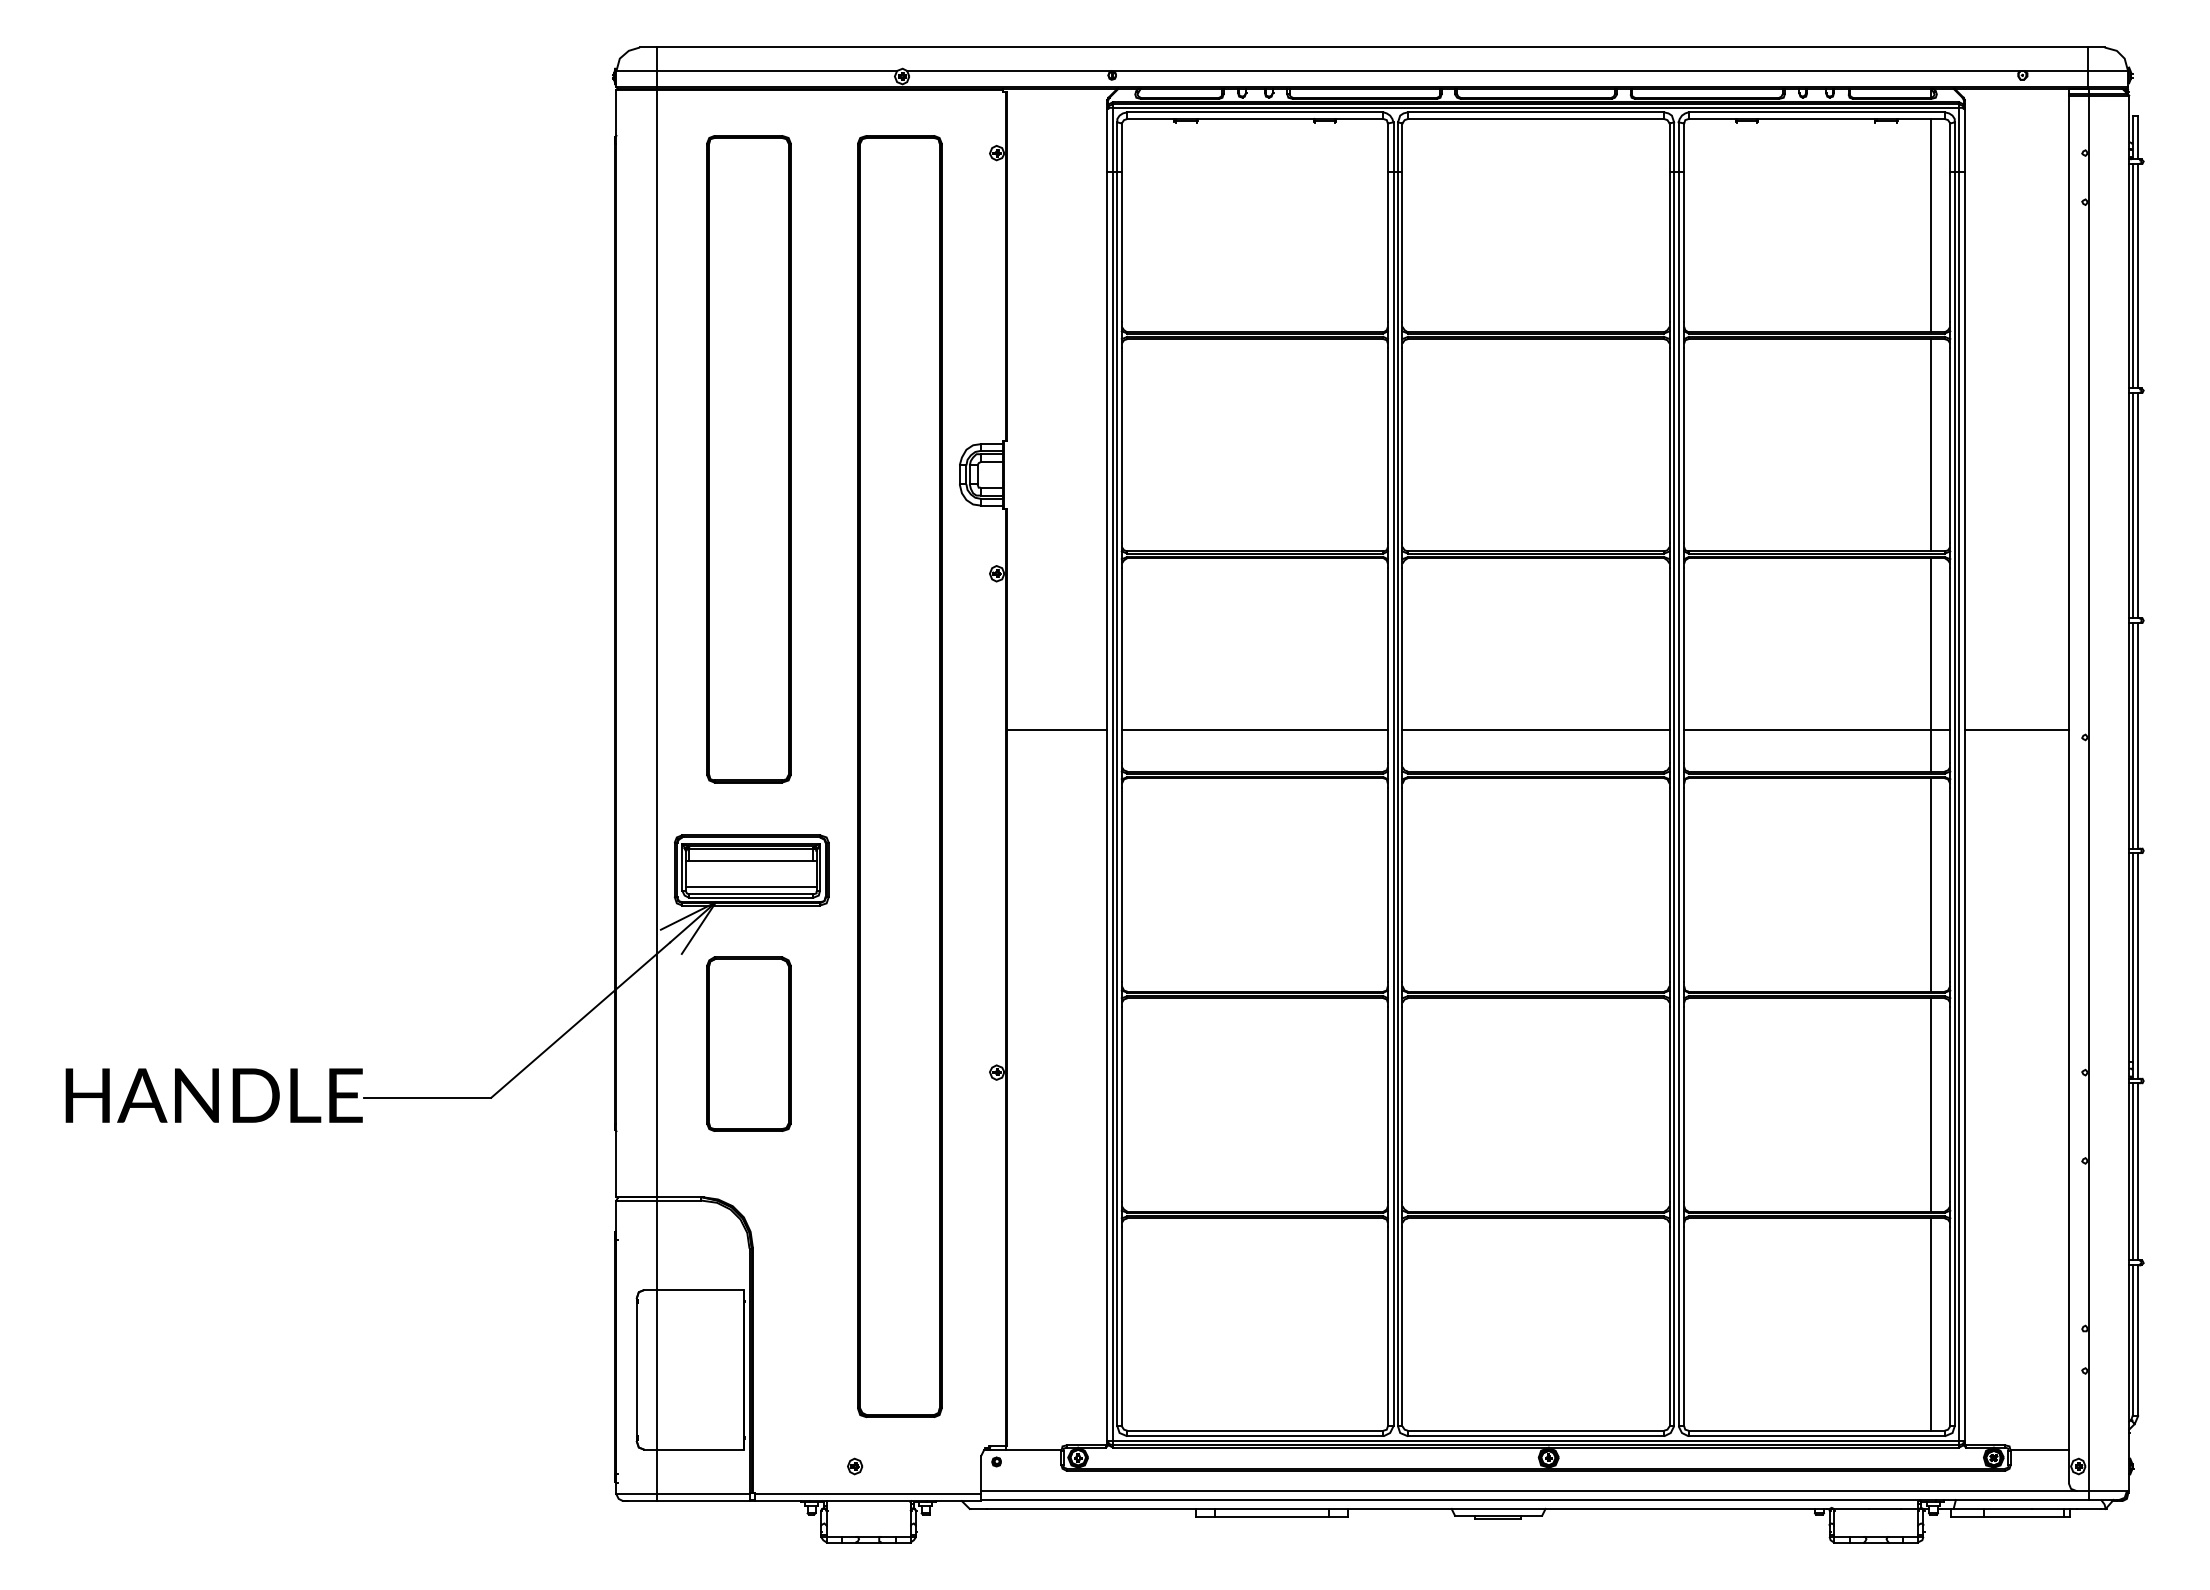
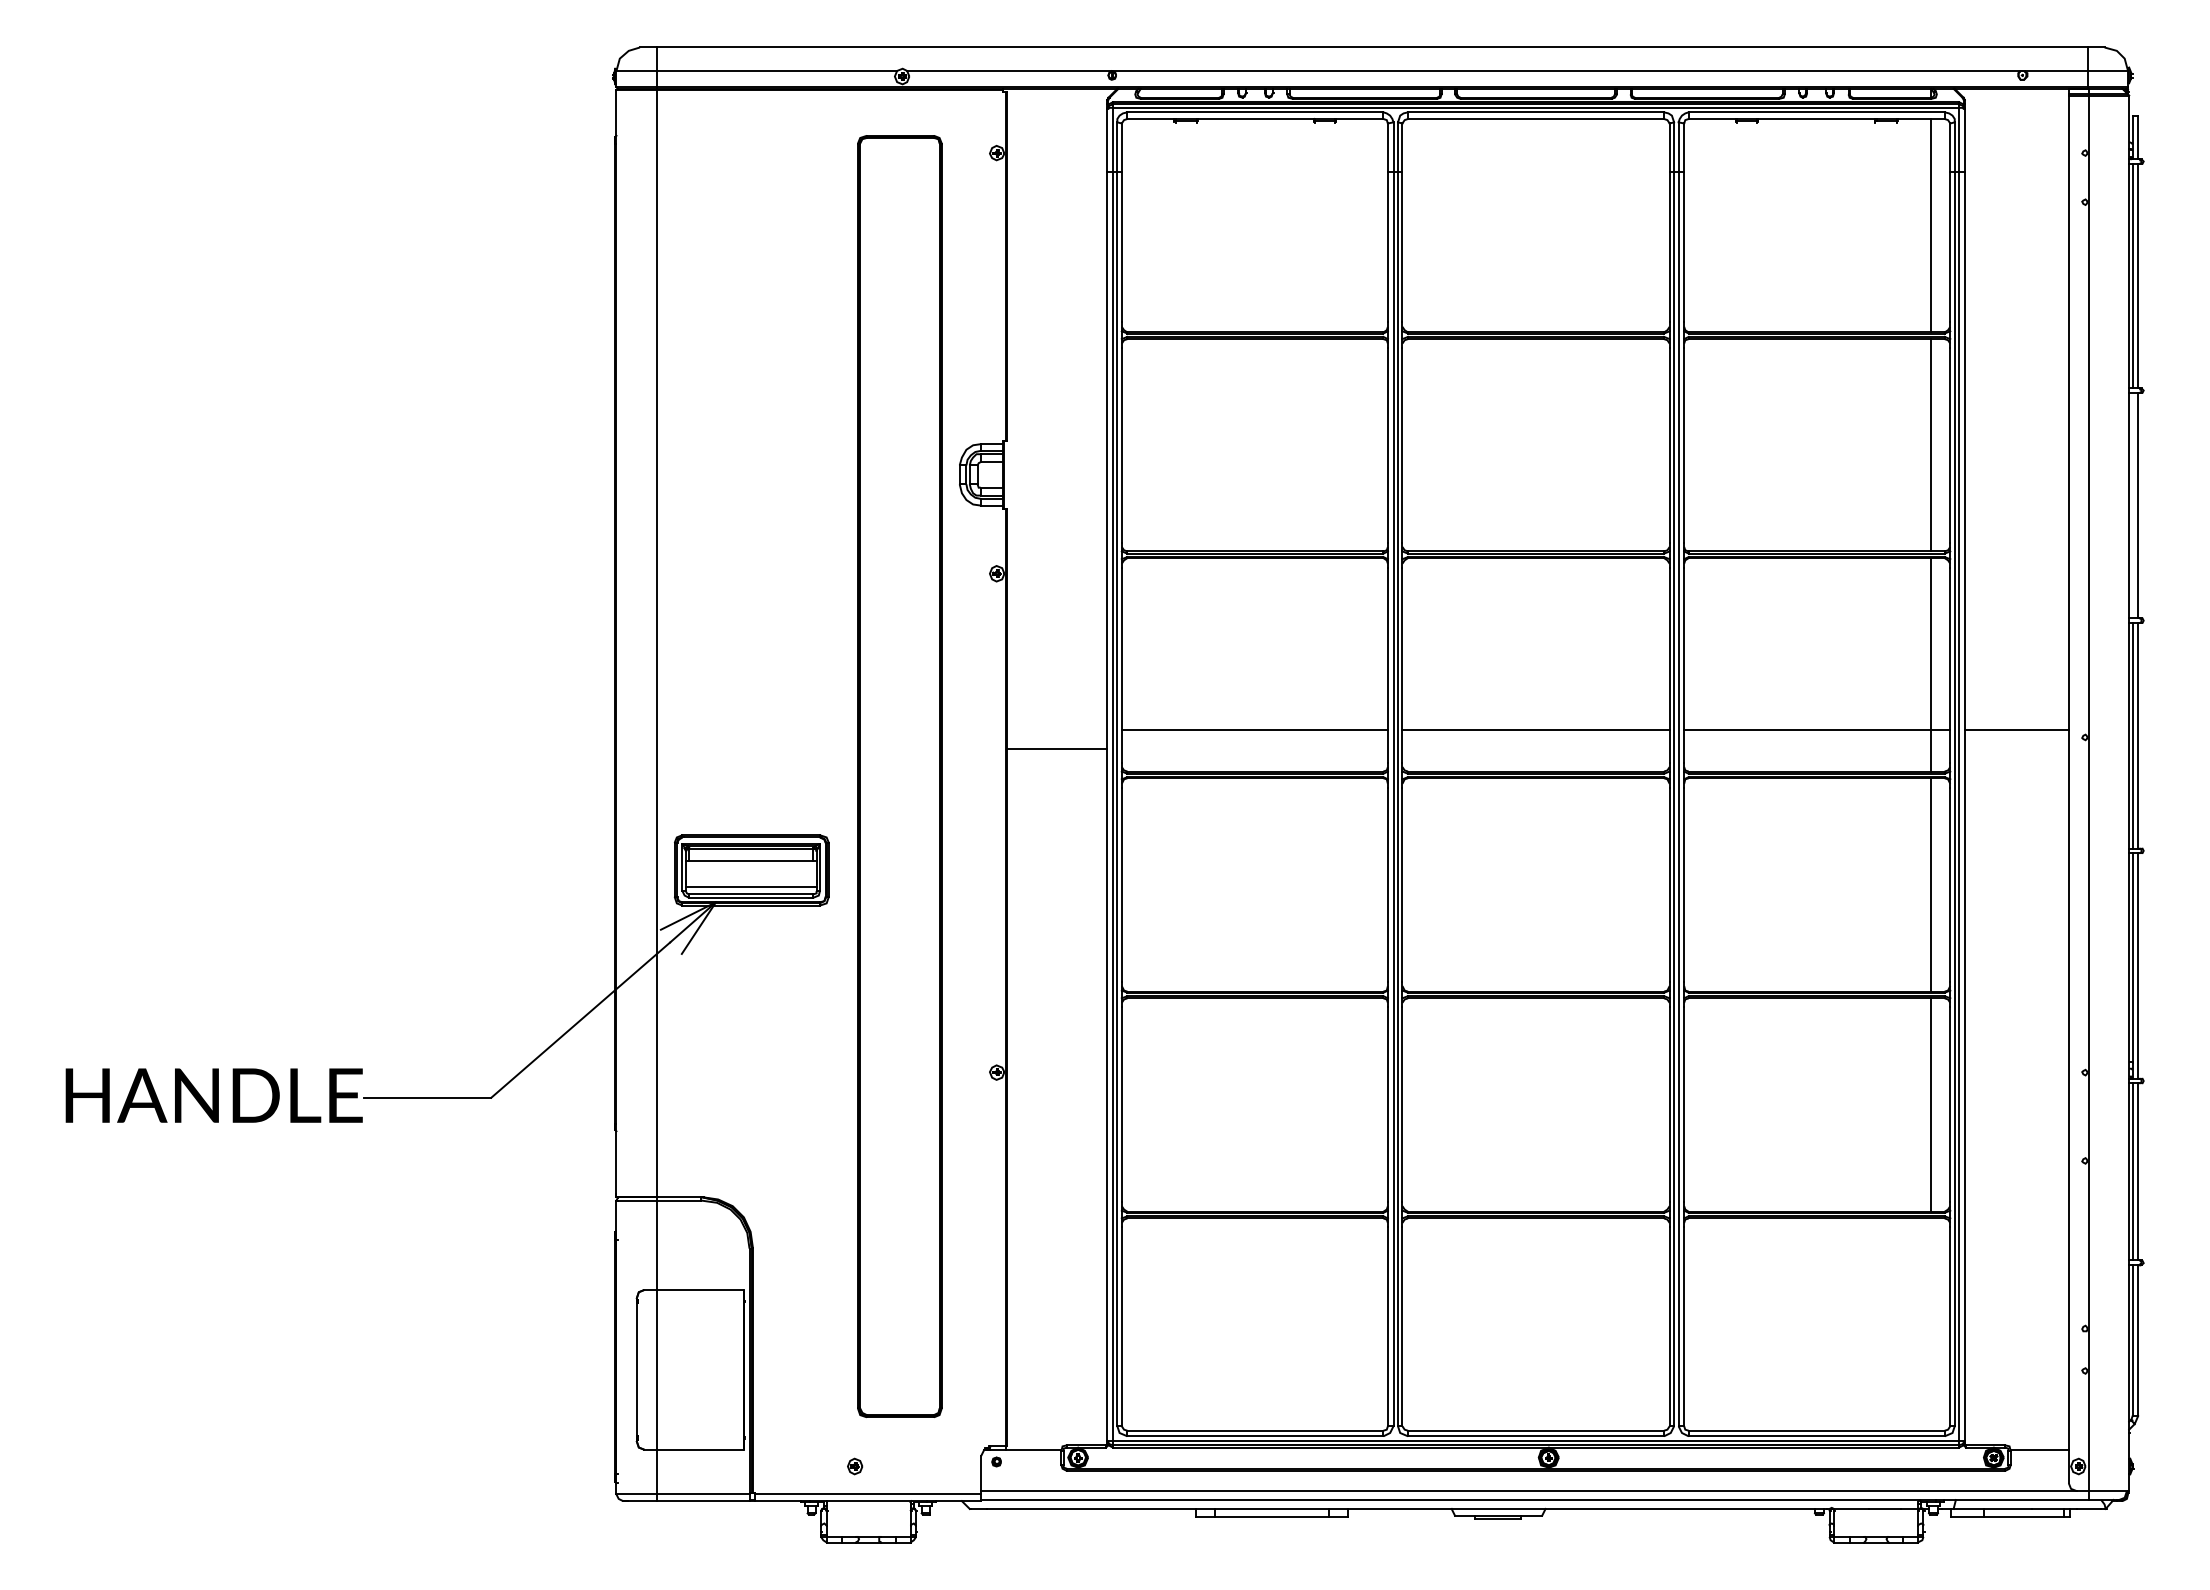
part: present -> none (748, 459)
line: present -> none (2132, 505)
line position: (1056, 730) -> (1056, 749) (1056, 749)
part: present -> none (748, 1043)
line: present -> none (1931, 1324)
